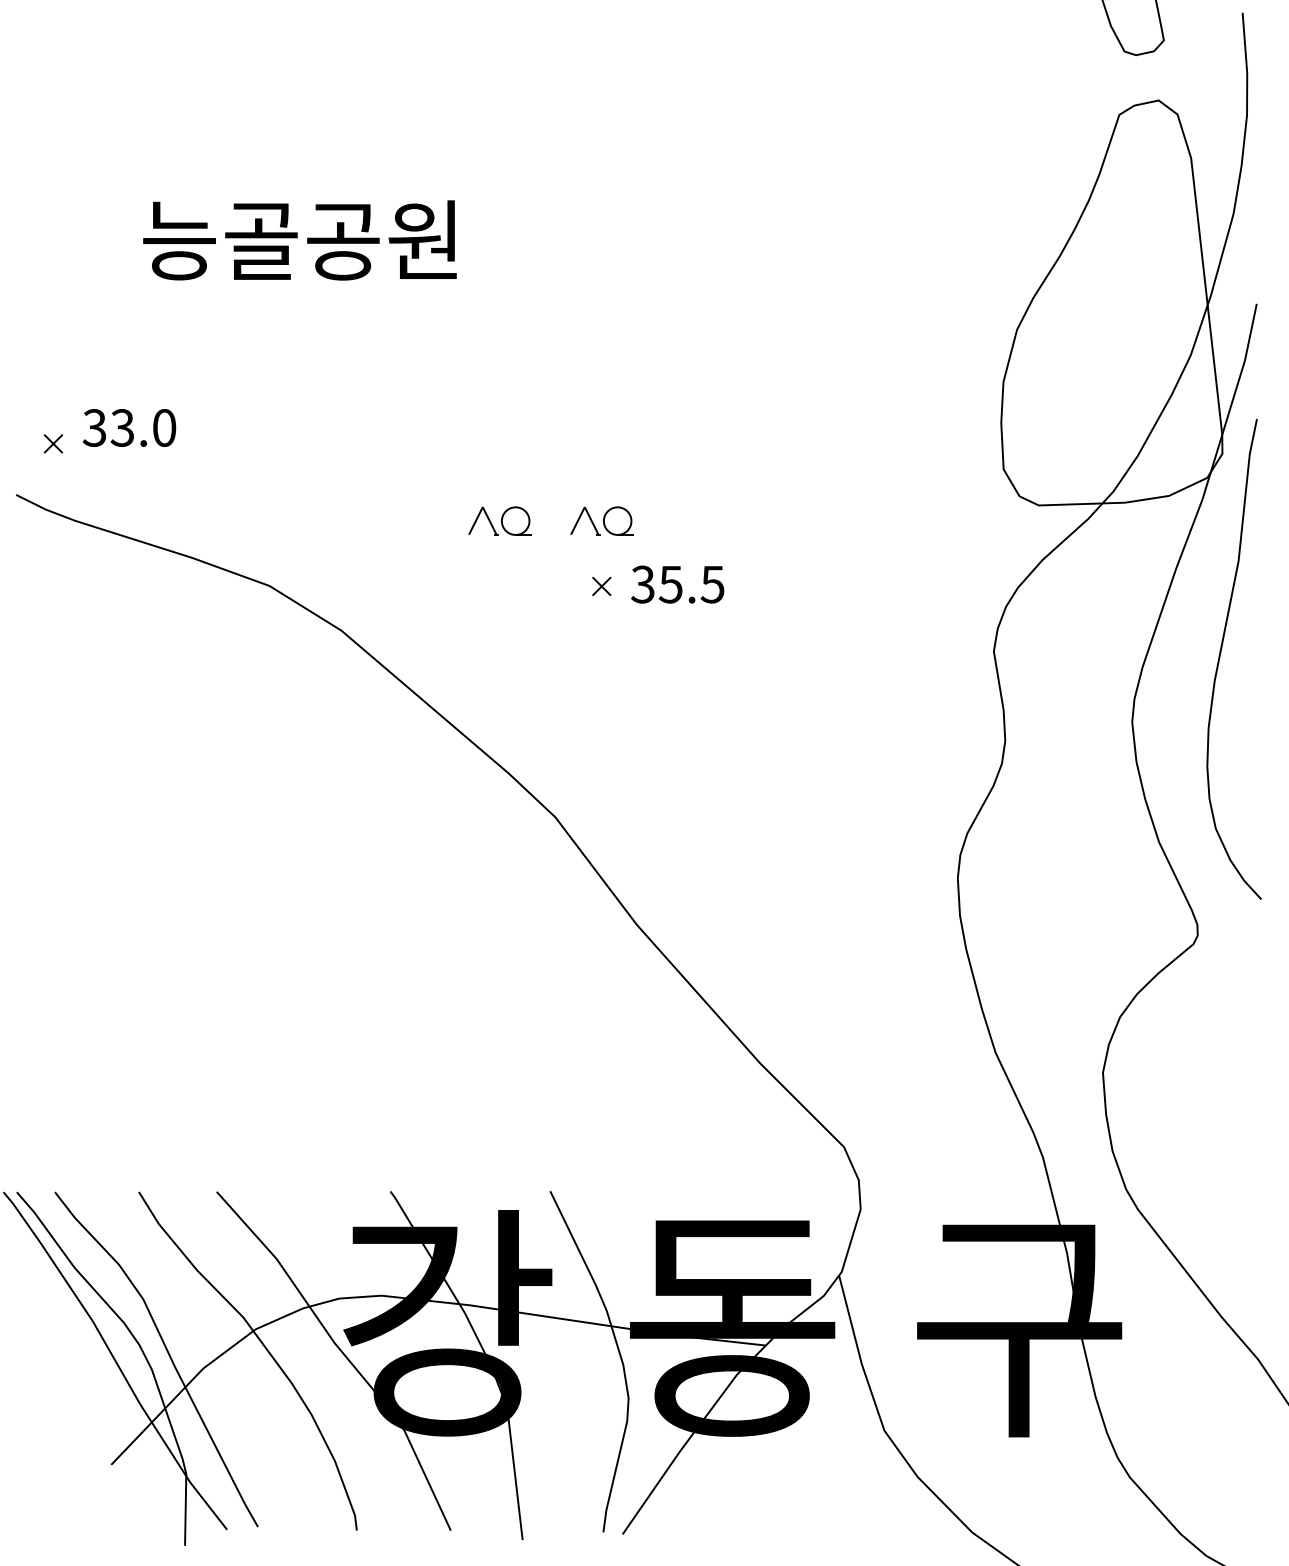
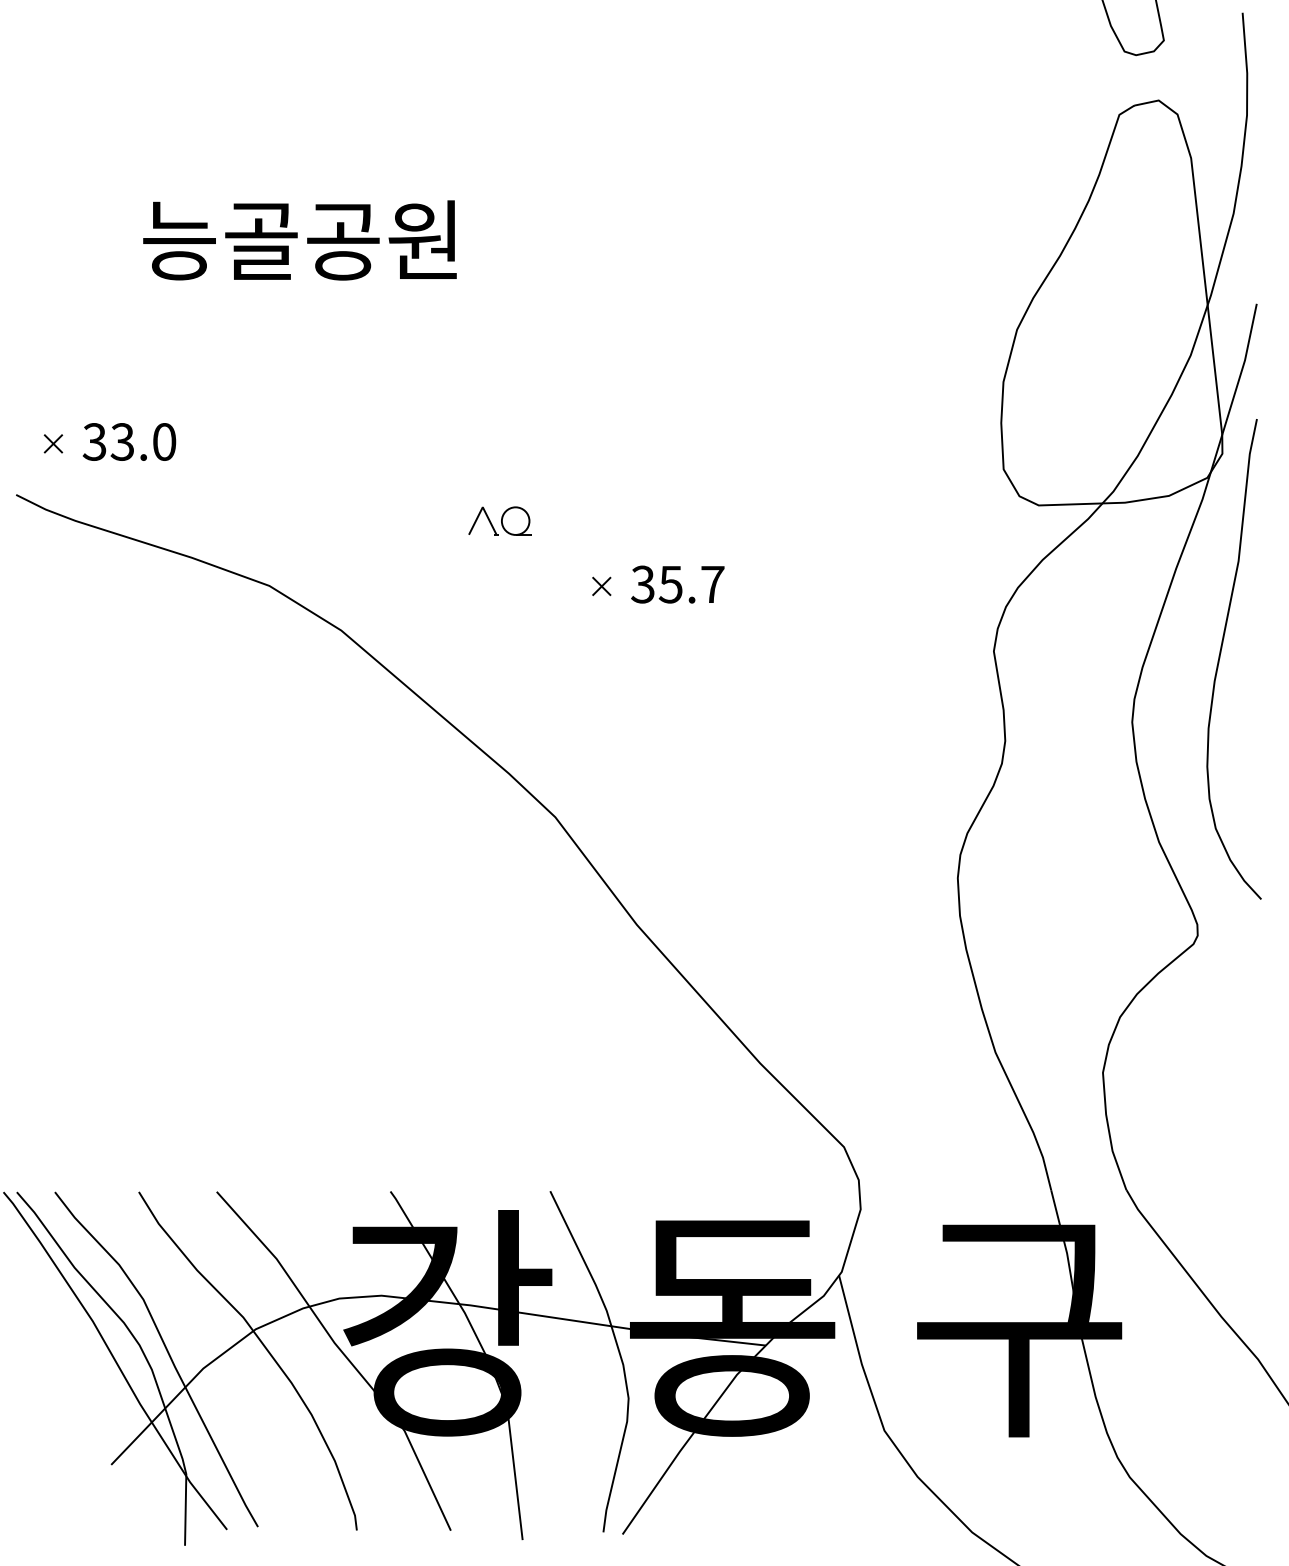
text position: (129, 427) -> (129, 441) (129, 441)
part: present -> none (601, 520)
text: 35.5 -> 35.7 (712, 584)
